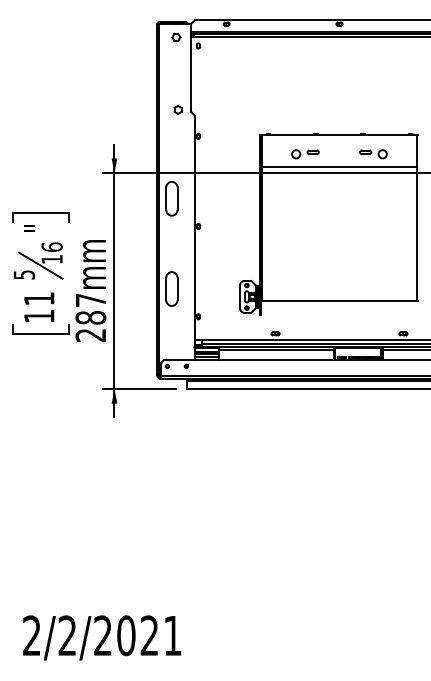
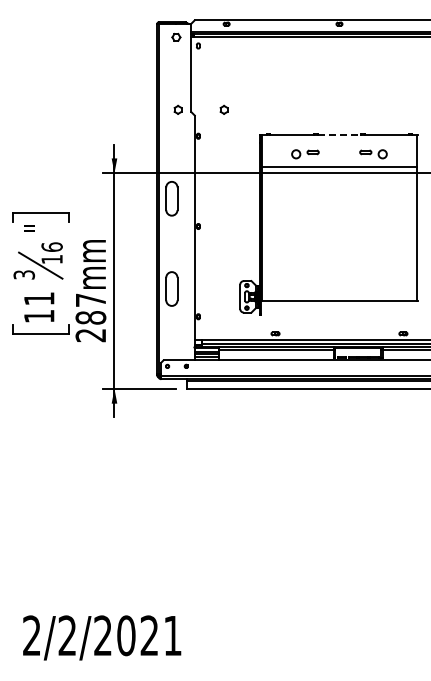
part: none -> present (223, 109)
line: solid -> dashed (339, 135)
text: 5 -> 3 (23, 274)
